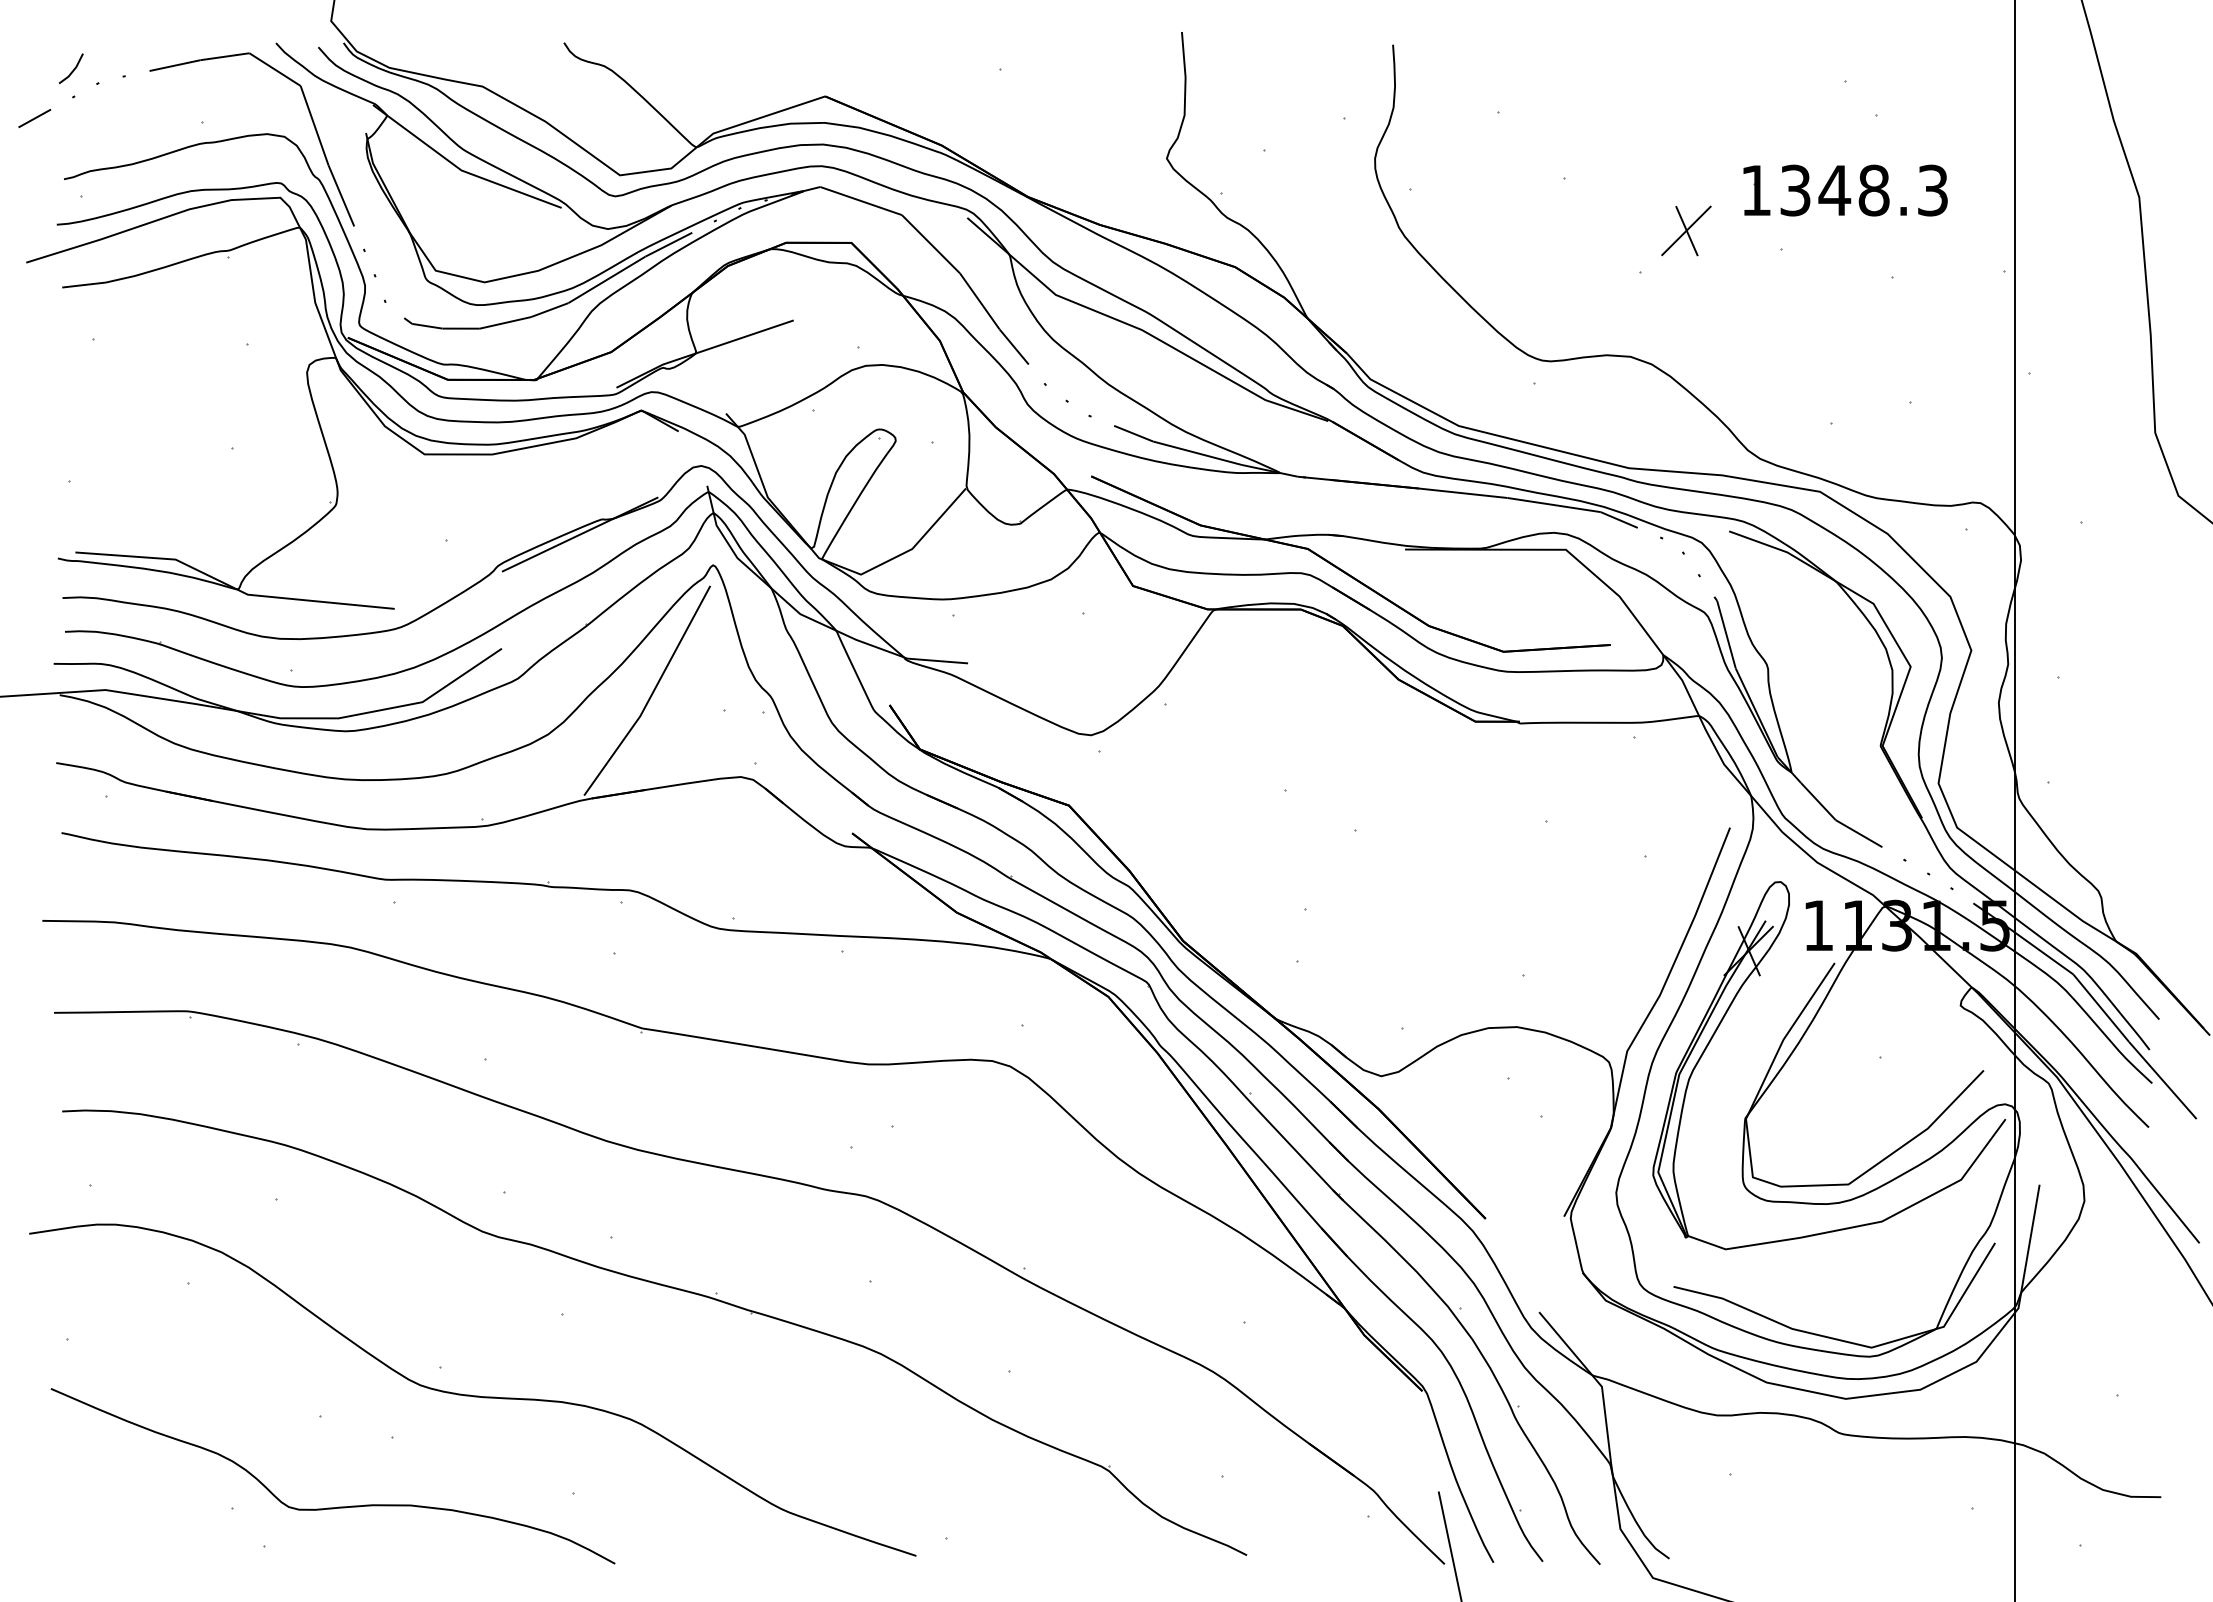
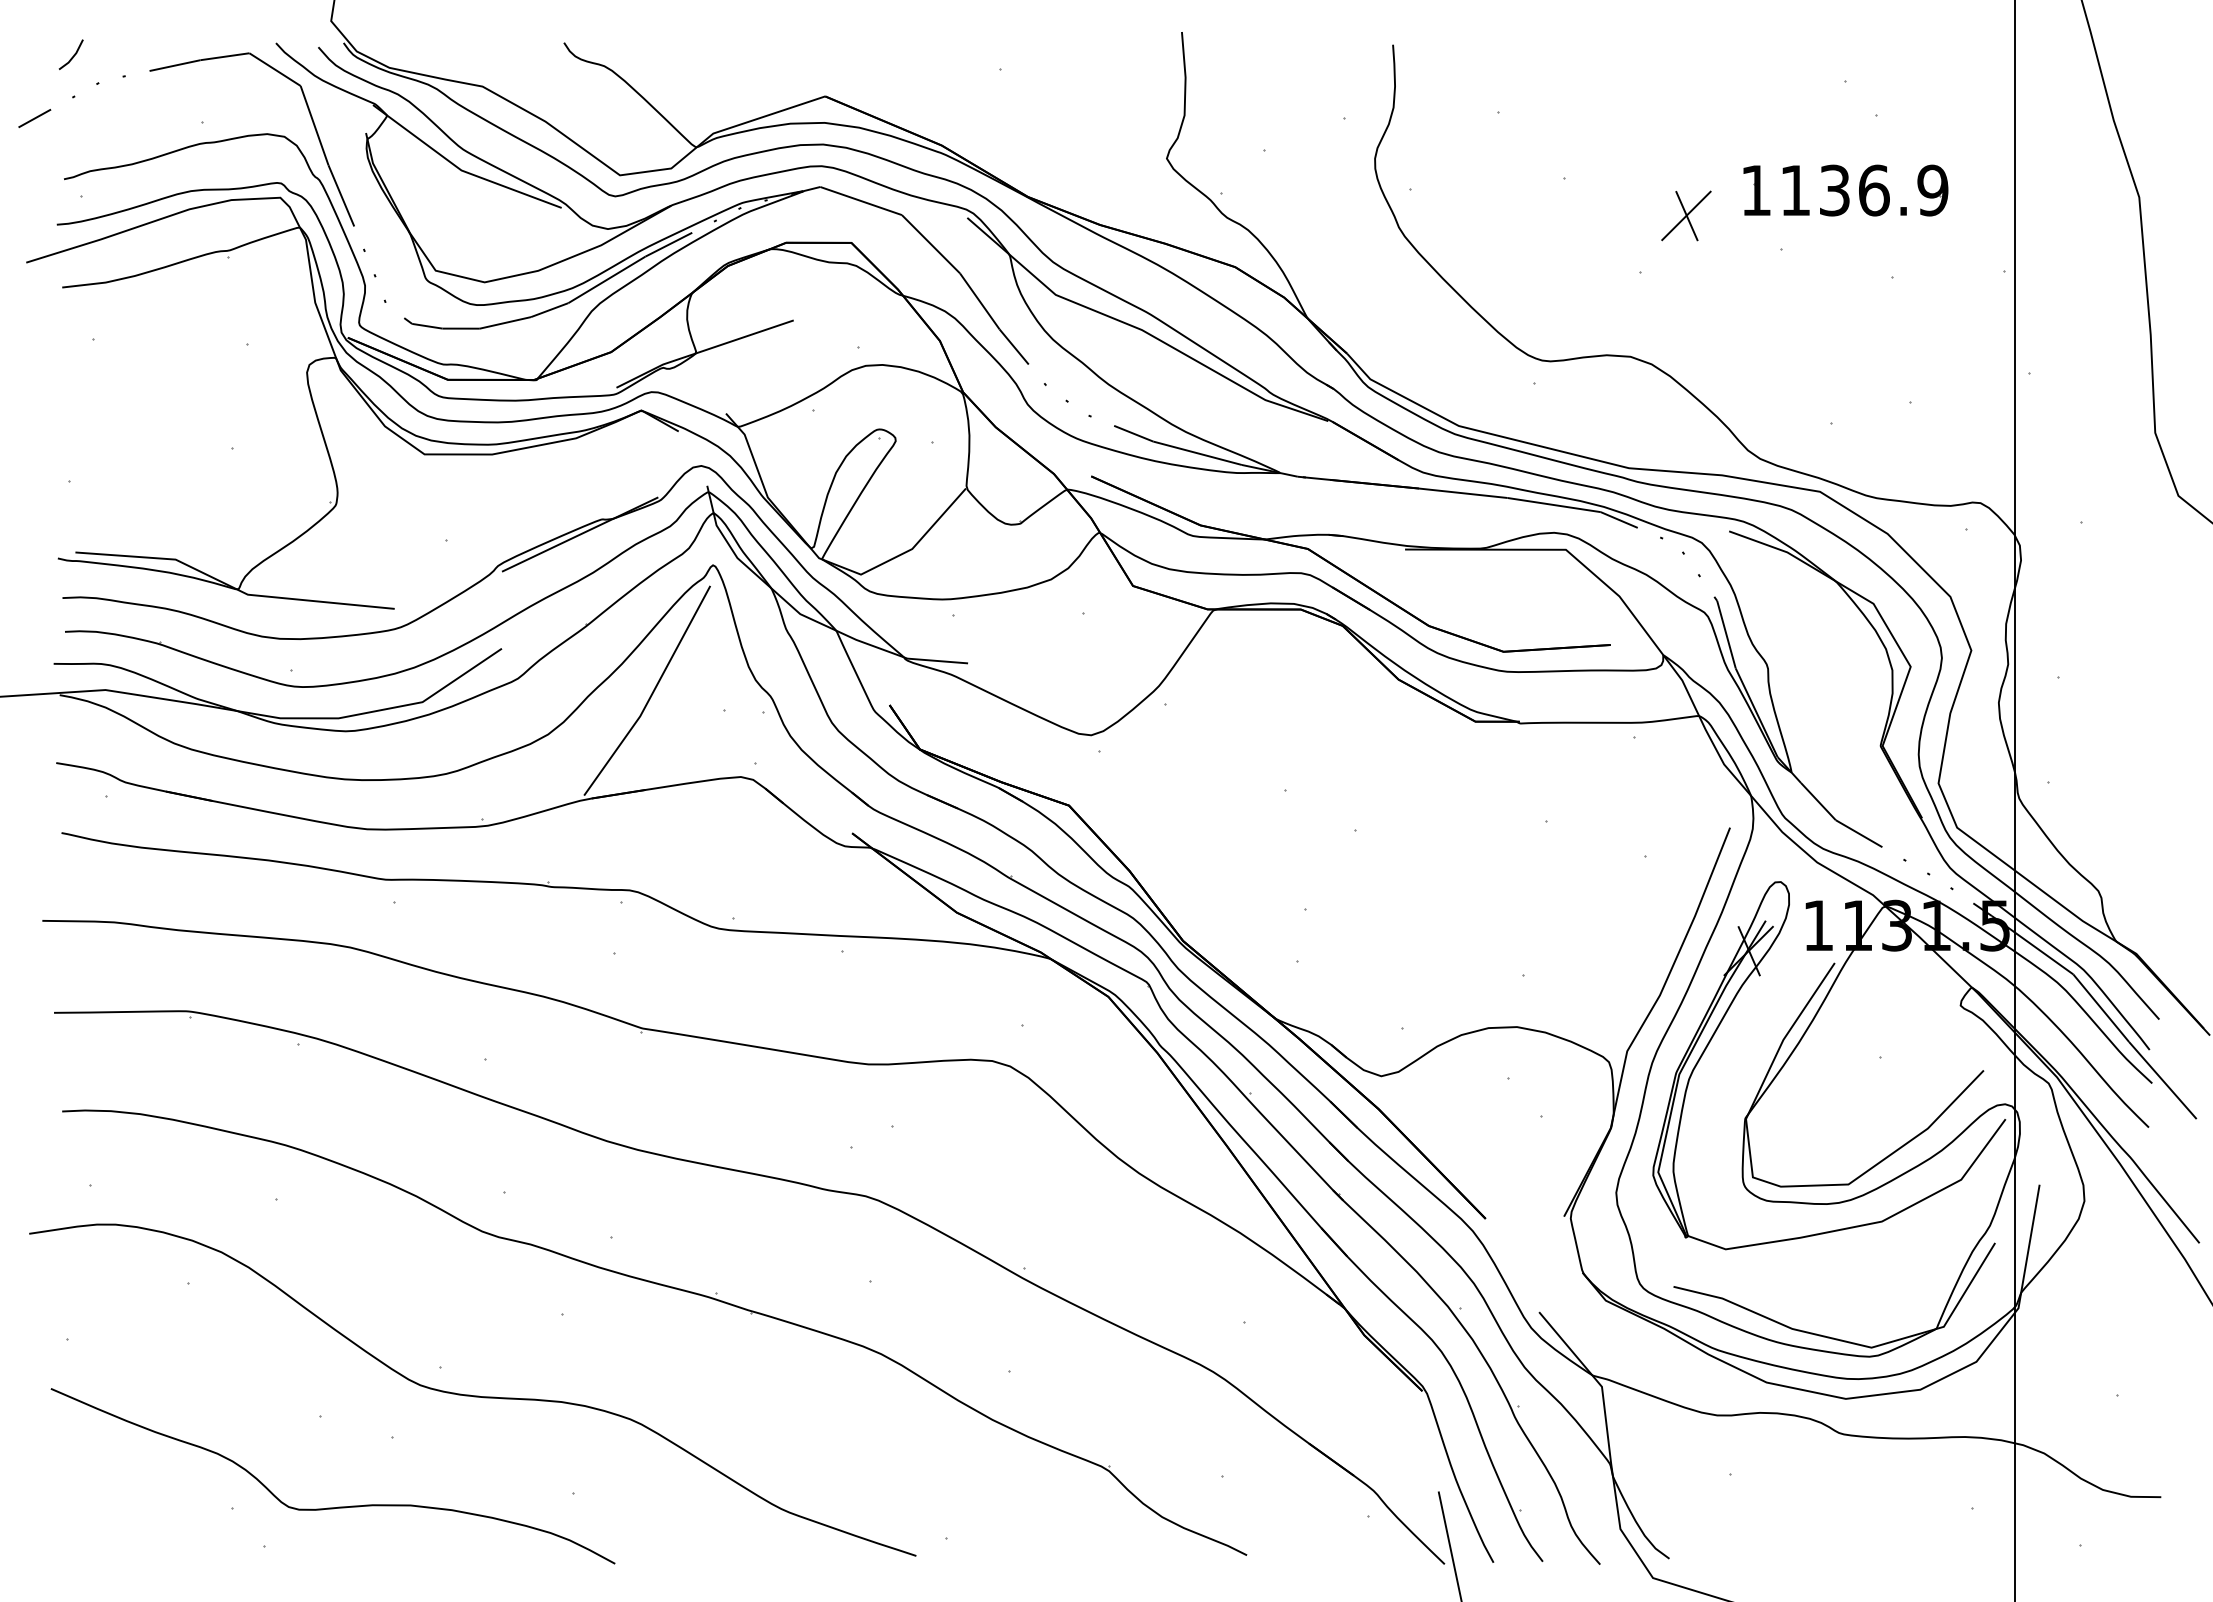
line position: (72, 70) -> (72, 56) (72, 56)
text: 1348.3 -> 1136.9 (1864, 190)
part position: (1686, 230) -> (1686, 215) (1686, 215)
